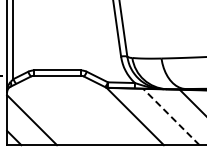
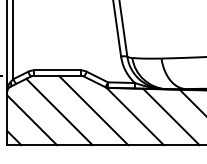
line: none -> present (93, 110)
line: none -> present (59, 111)
line: dashed -> solid (171, 117)
